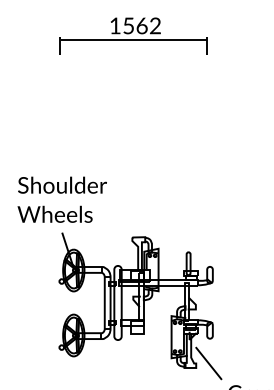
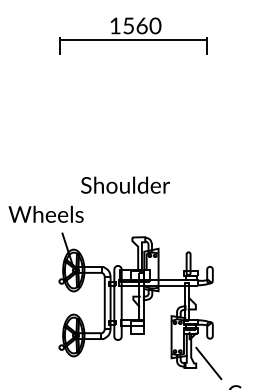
text: 1562 -> 1560 (155, 26)
text position: (62, 184) -> (125, 184) (125, 184)
text position: (54, 213) -> (45, 213) (45, 213)
